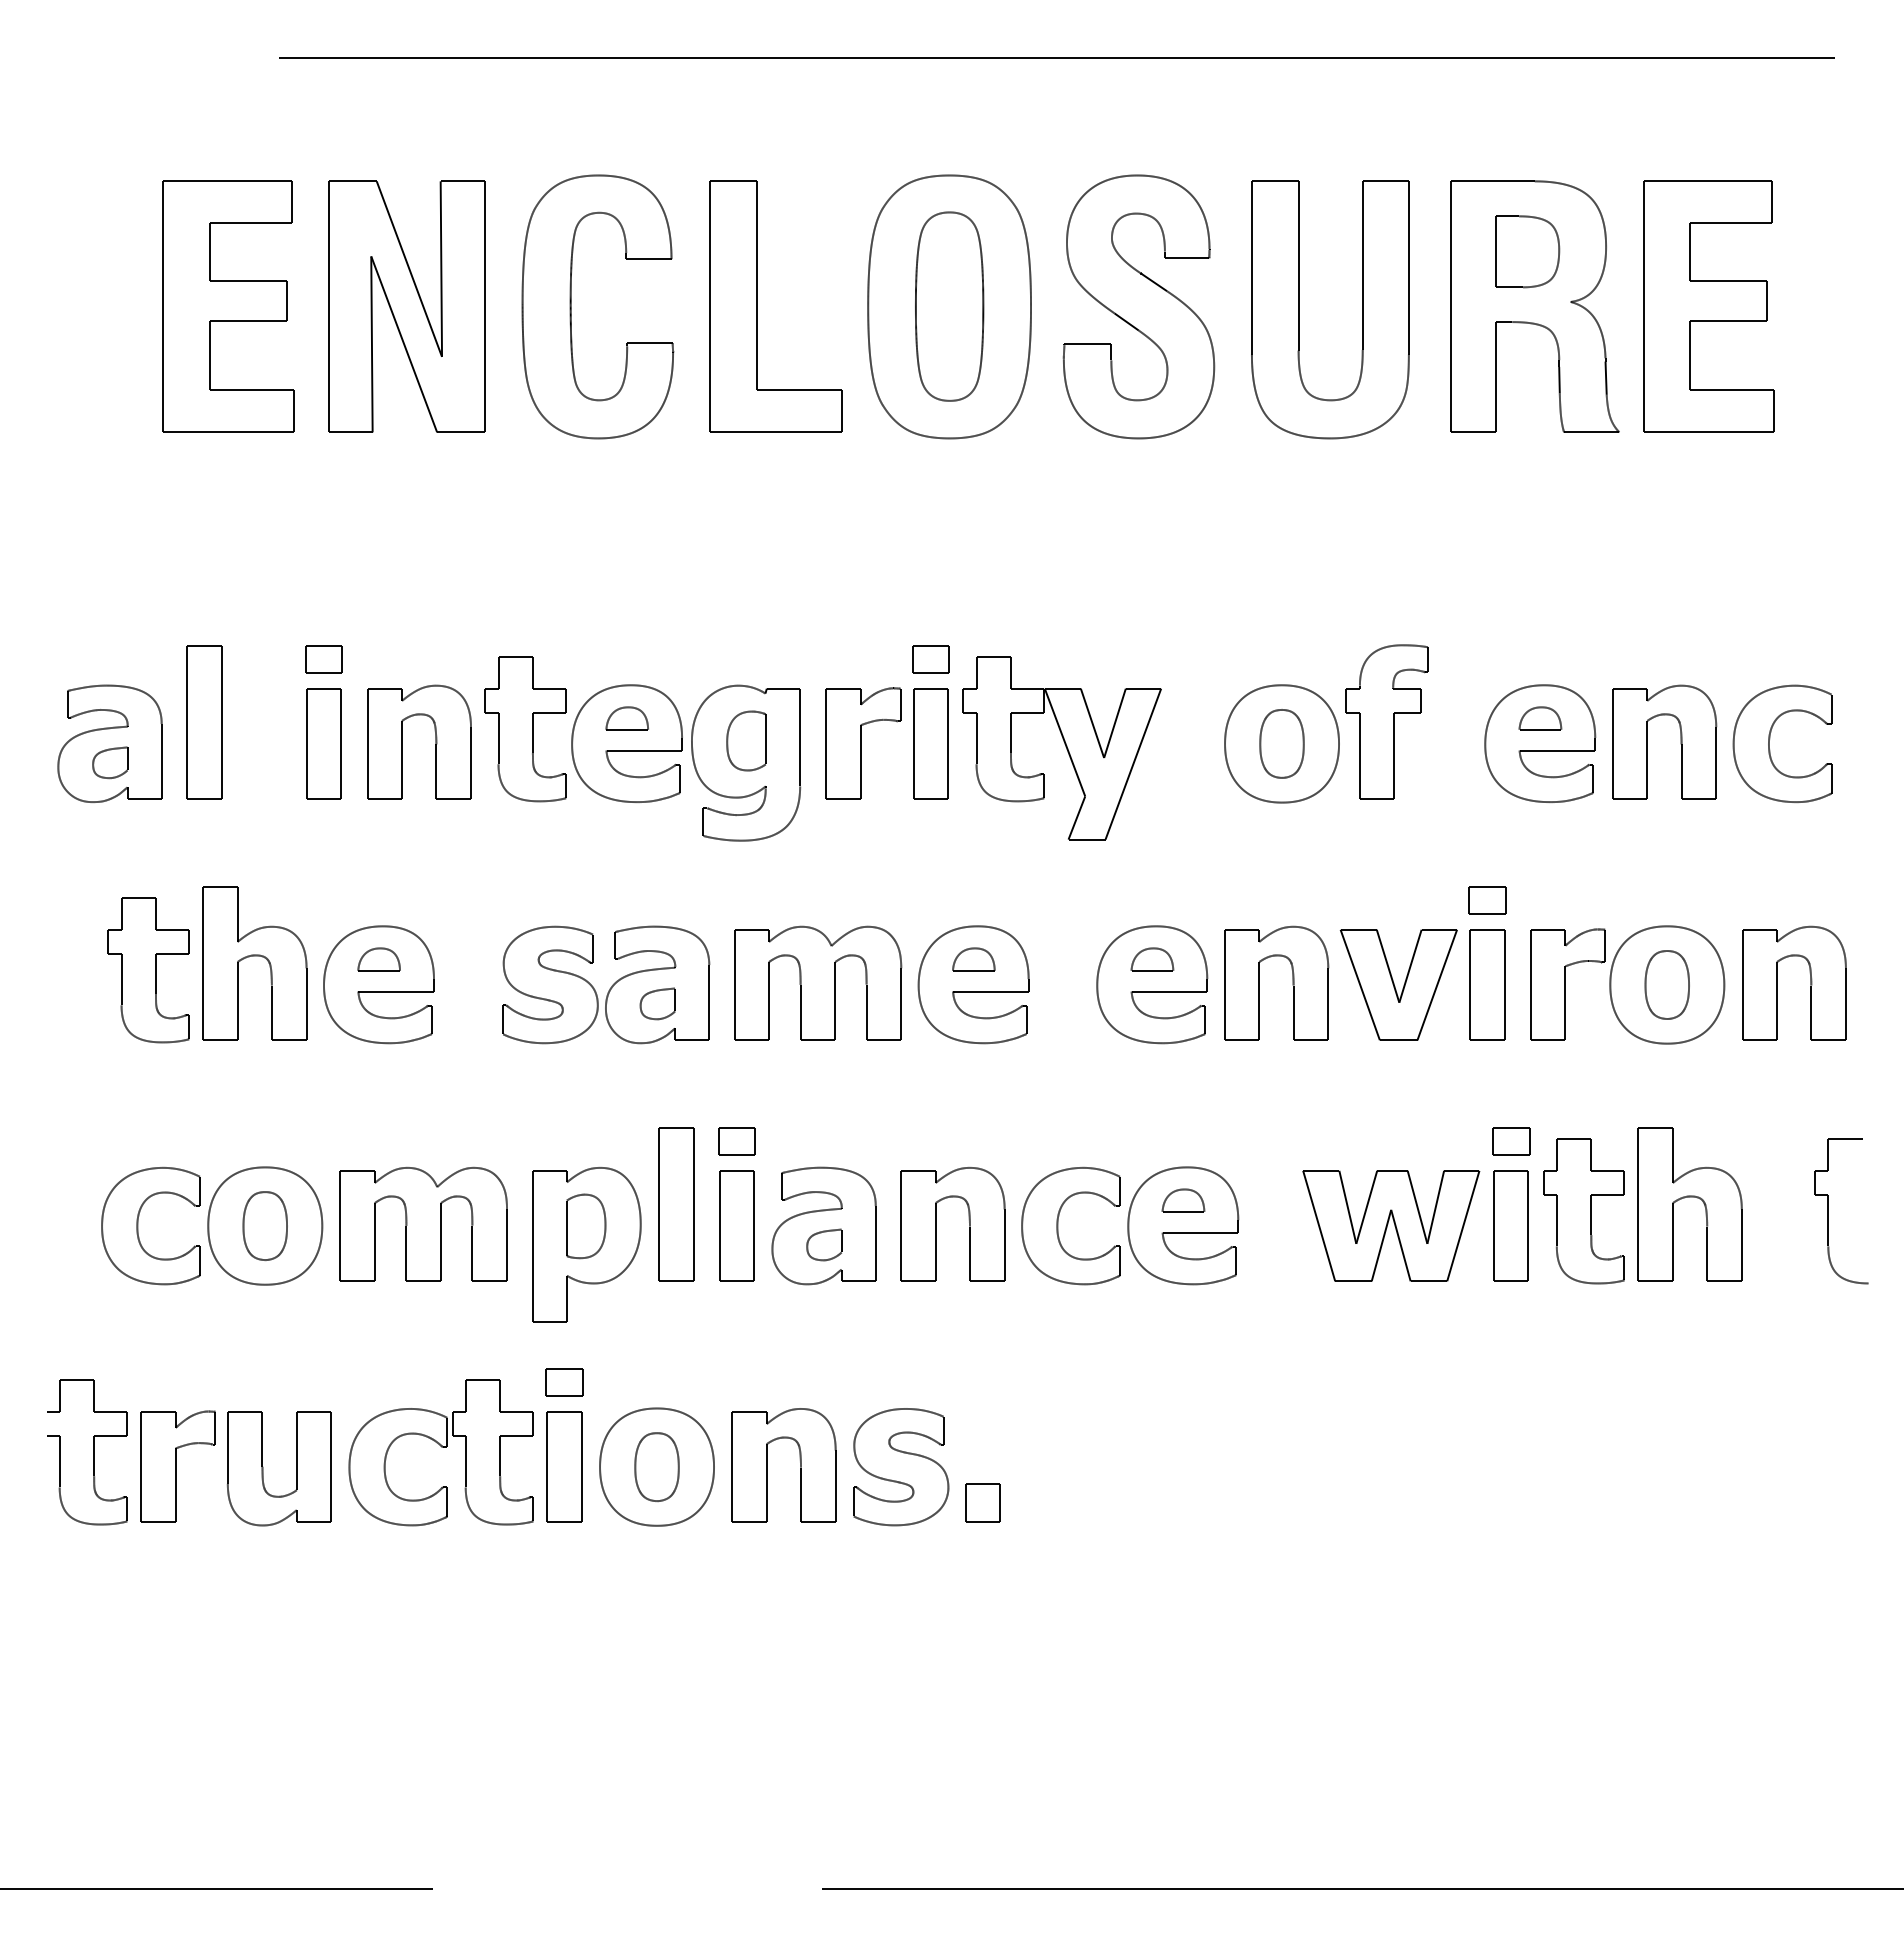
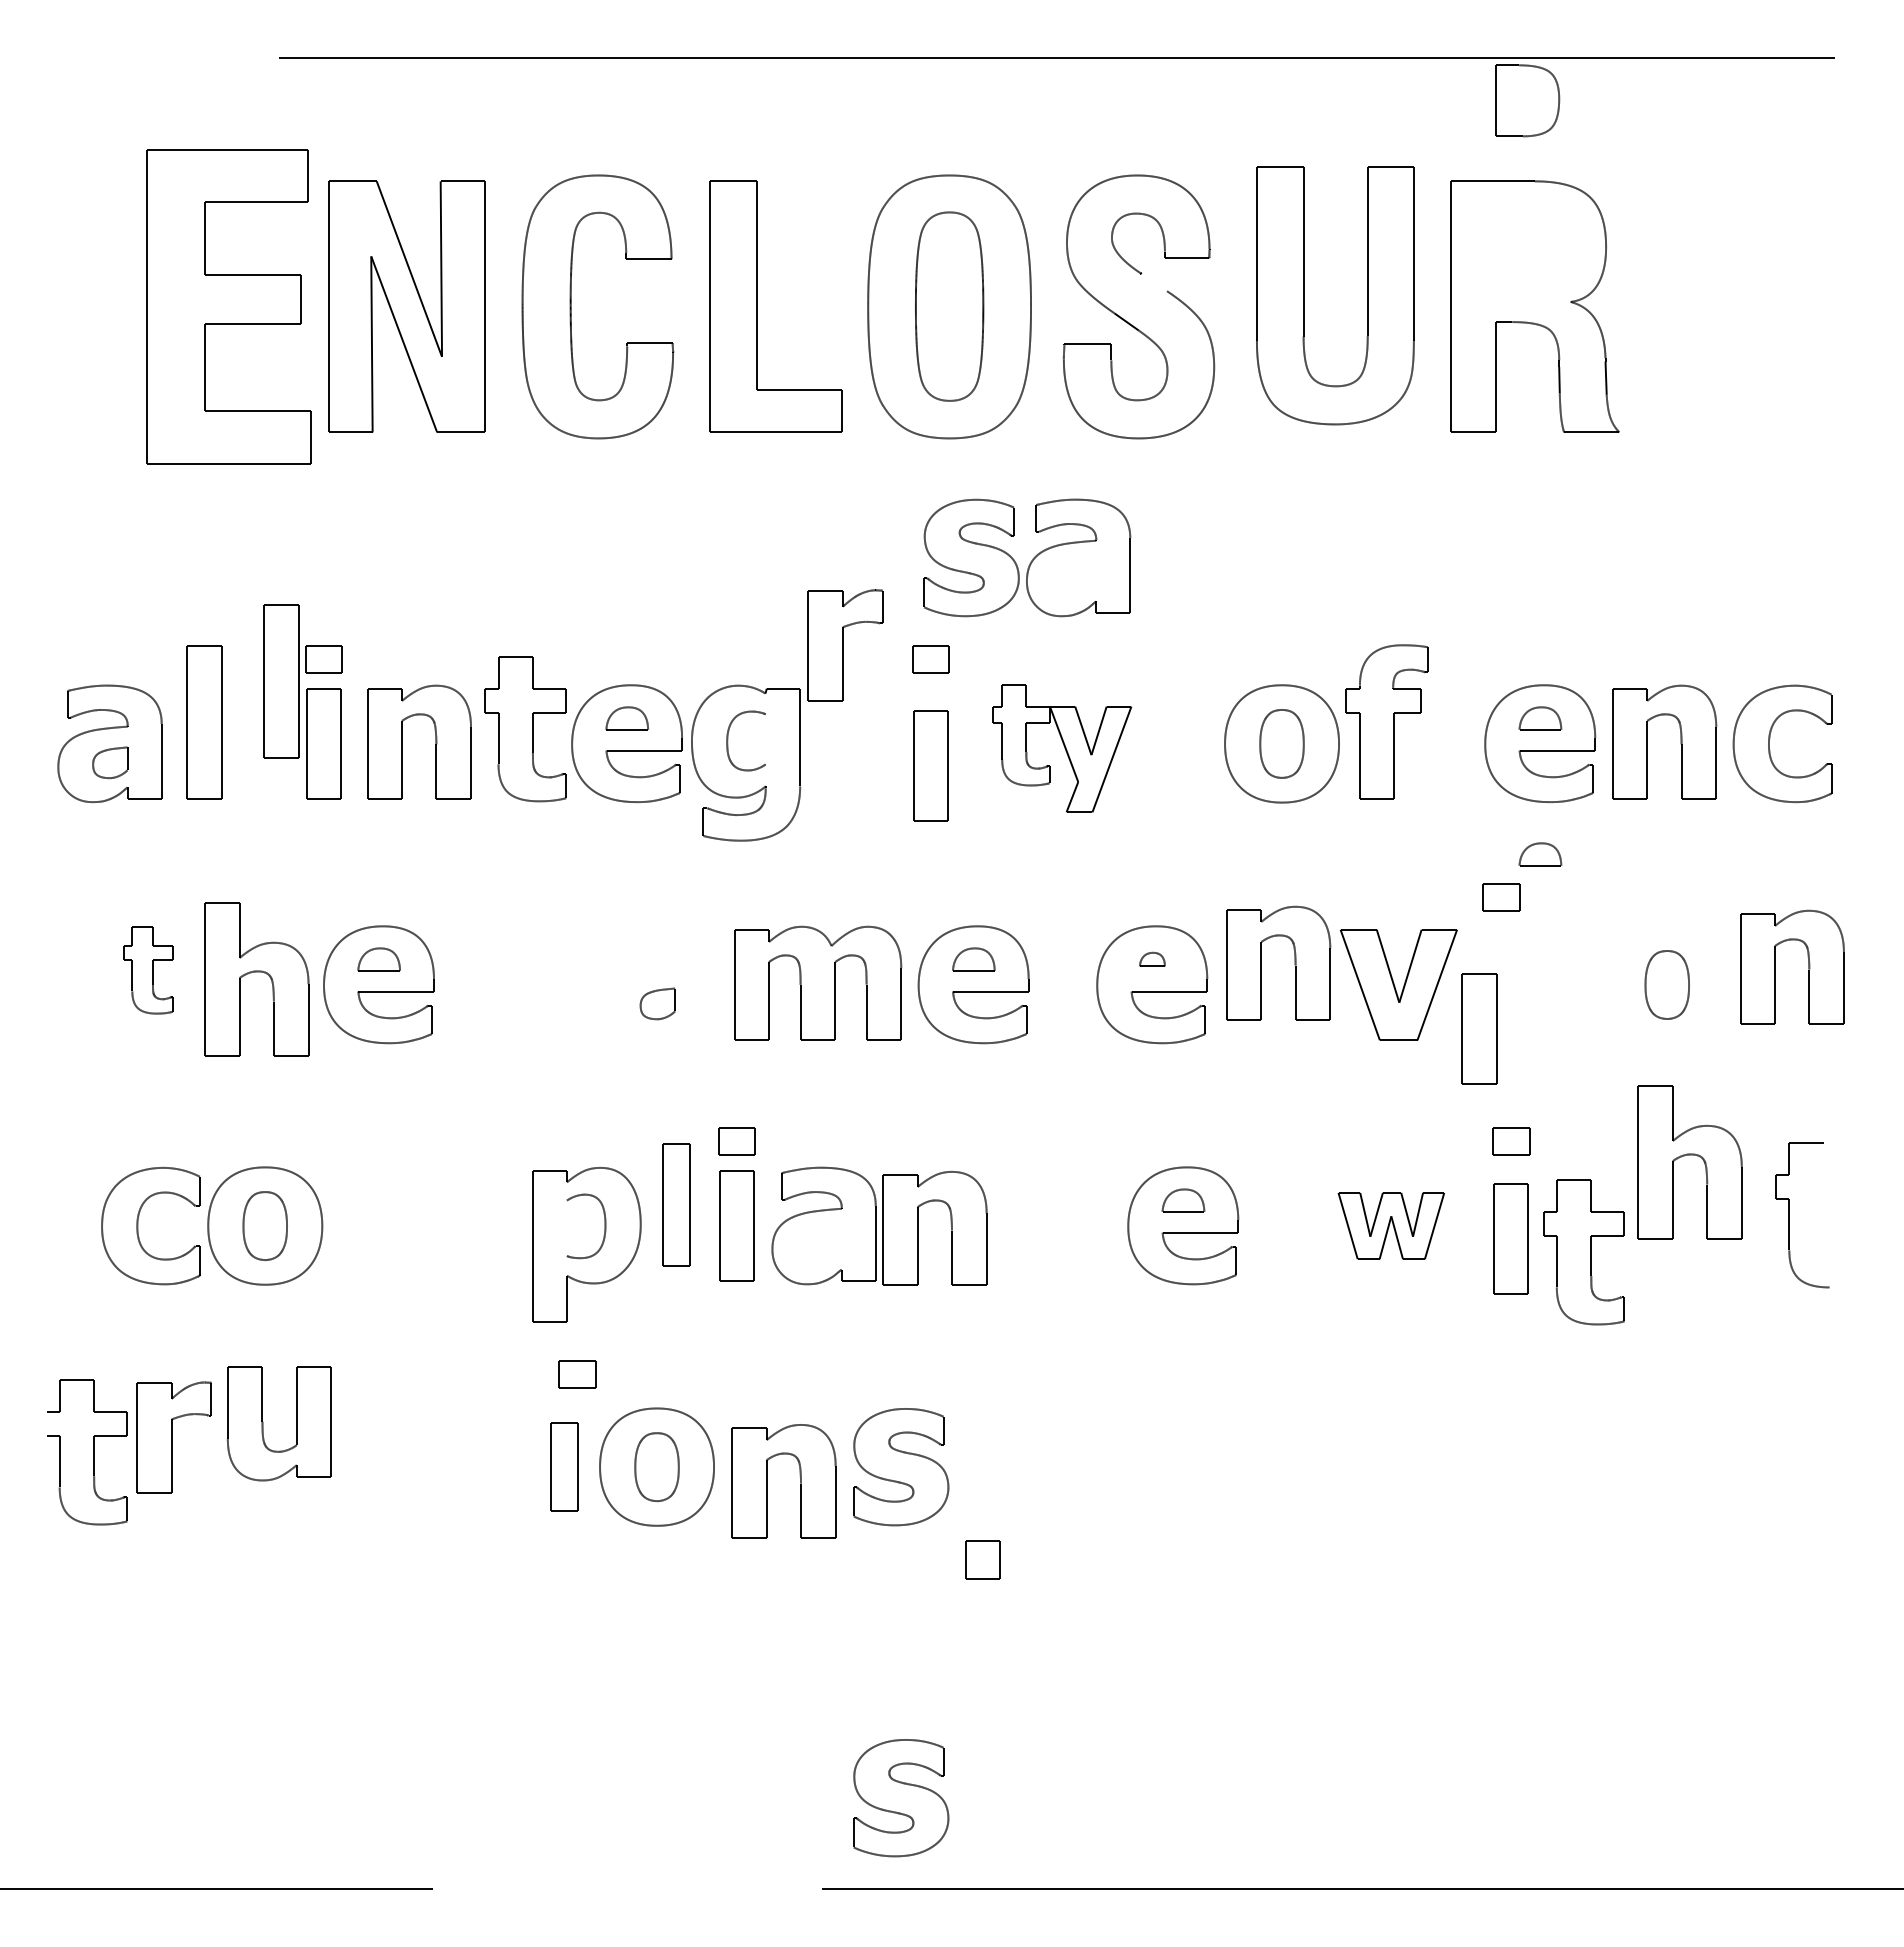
part position: (1527, 251) -> (1527, 100) (1527, 100)
line: present -> none (1154, 282)
part size: 133x253 px -> 166x316 px (228, 306)
part: present -> none (1708, 306)
part position: (1299, 309) -> (1304, 295) (1304, 295)
part: none -> present (281, 681)
line: present -> none (765, 739)
part position: (863, 743) -> (845, 645) (845, 645)
part position: (930, 743) -> (930, 765) (930, 765)
part size: 200x185 px -> 141x129 px (1062, 748)
part: none -> present (1540, 854)
part position: (1487, 900) -> (1501, 897) (1501, 897)
part position: (254, 956) -> (256, 972) (256, 972)
part size: 45x25 px -> 27x16 px (1152, 958)
part size: 83x147 px -> 51x89 px (148, 970)
part position: (1292, 982) -> (1294, 962) (1294, 962)
part position: (1810, 982) -> (1808, 966) (1808, 966)
part position: (606, 984) -> (1027, 557) (1027, 557)
part position: (1487, 984) -> (1479, 1028) (1479, 1028)
part: present -> none (1627, 984)
part position: (1689, 1197) -> (1689, 1155) (1689, 1155)
part size: 37x155 px -> 29x124 px (676, 1204)
part position: (1583, 1211) -> (1583, 1252) (1583, 1252)
part position: (1828, 1211) -> (1789, 1215) (1789, 1215)
part: present -> none (423, 1223)
part position: (936, 1224) -> (918, 1228) (918, 1228)
part size: 179x112 px -> 108x68 px (1390, 1225)
part position: (1510, 1225) -> (1510, 1238) (1510, 1238)
part: present -> none (1058, 1226)
line: present -> none (566, 1228)
part: present -> none (824, 1244)
part position: (564, 1382) -> (577, 1374) (577, 1374)
part: present -> none (440, 1452)
part position: (767, 1465) -> (767, 1481) (767, 1481)
part position: (177, 1466) -> (173, 1437) (173, 1437)
part size: 37x112 px -> 29x90 px (564, 1466)
part position: (263, 1468) -> (263, 1423) (263, 1423)
part position: (982, 1502) -> (982, 1559) (982, 1559)
part: none -> present (901, 1798)
